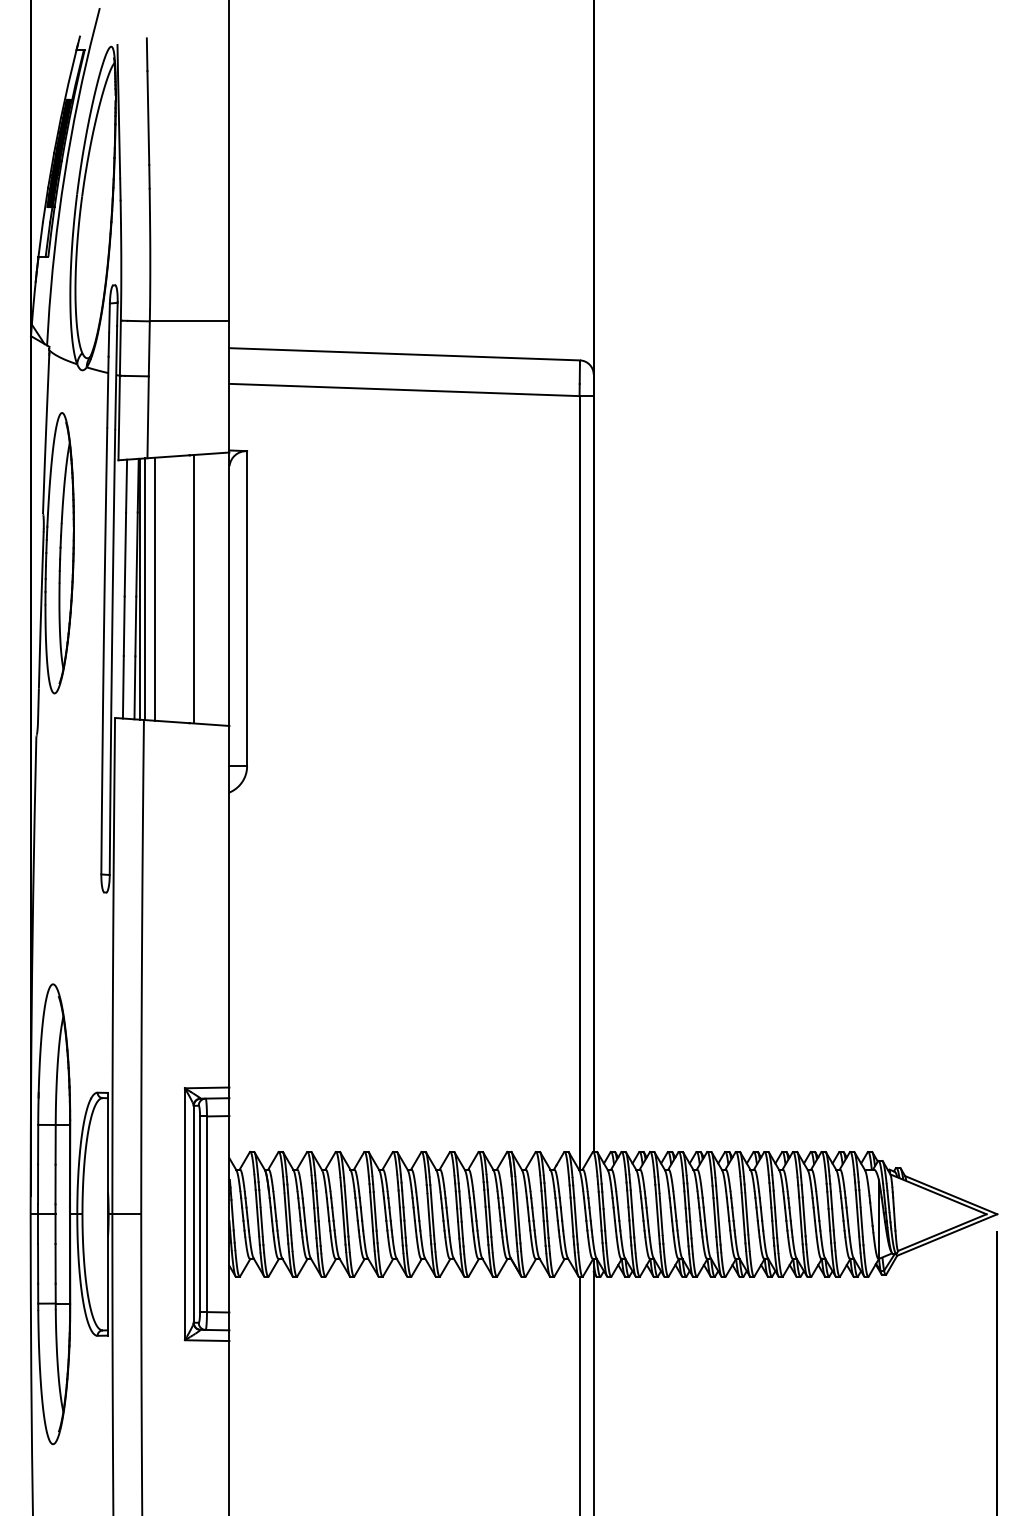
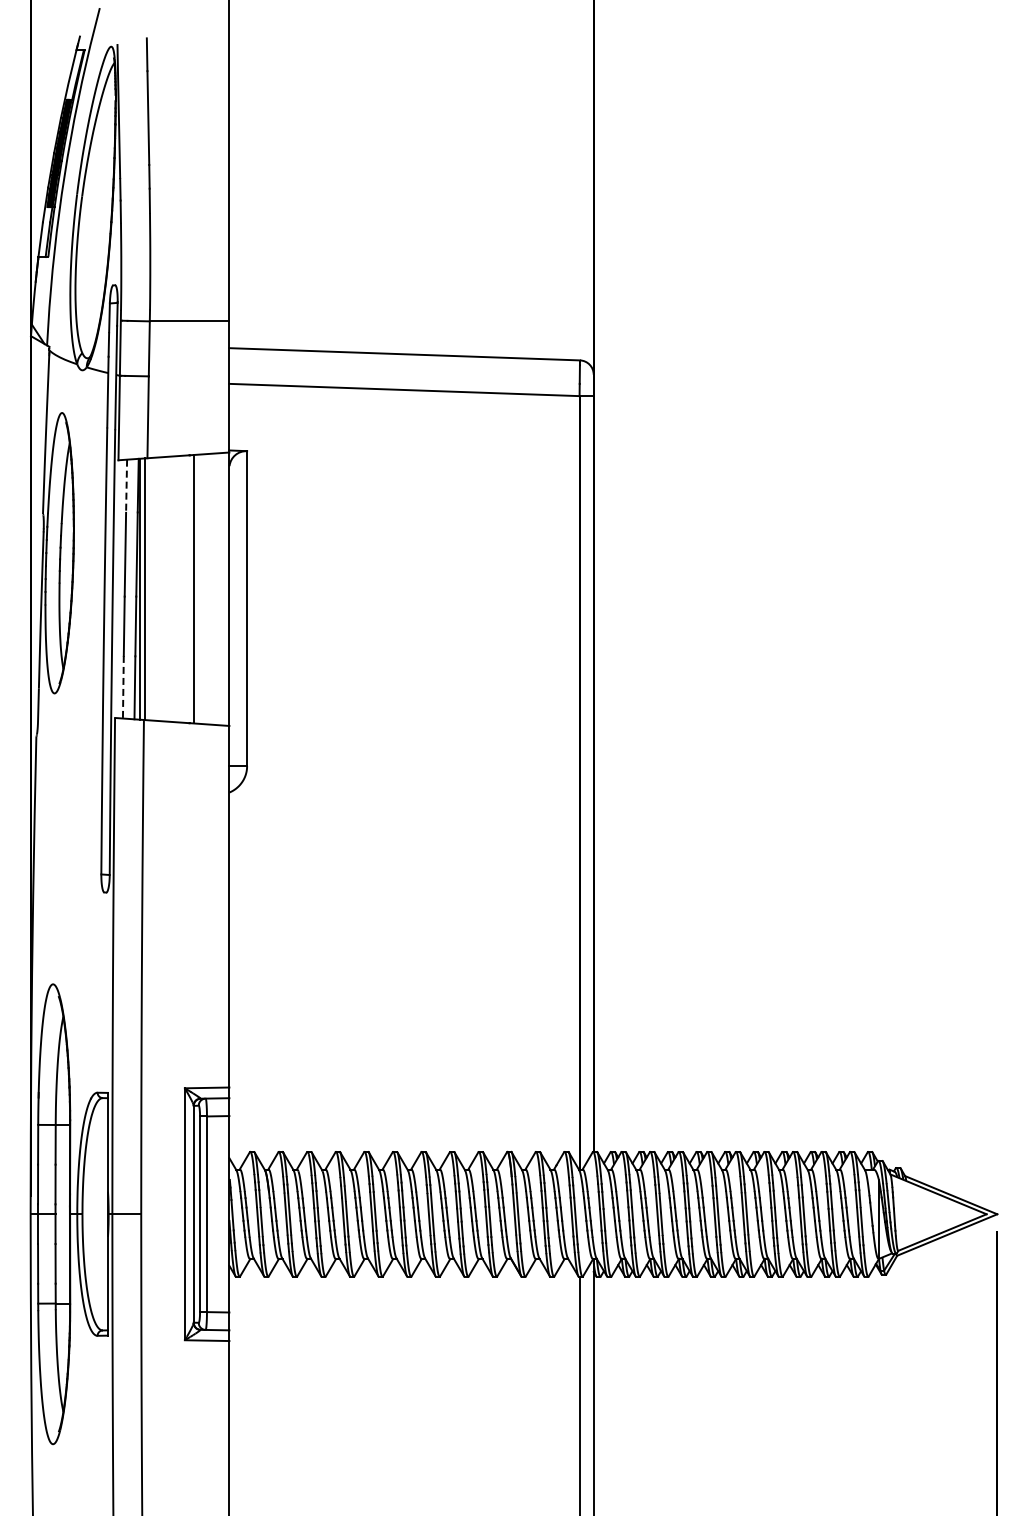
line: solid -> dashed (126, 486)
line: present -> none (155, 588)
line: solid -> dashed (123, 687)
